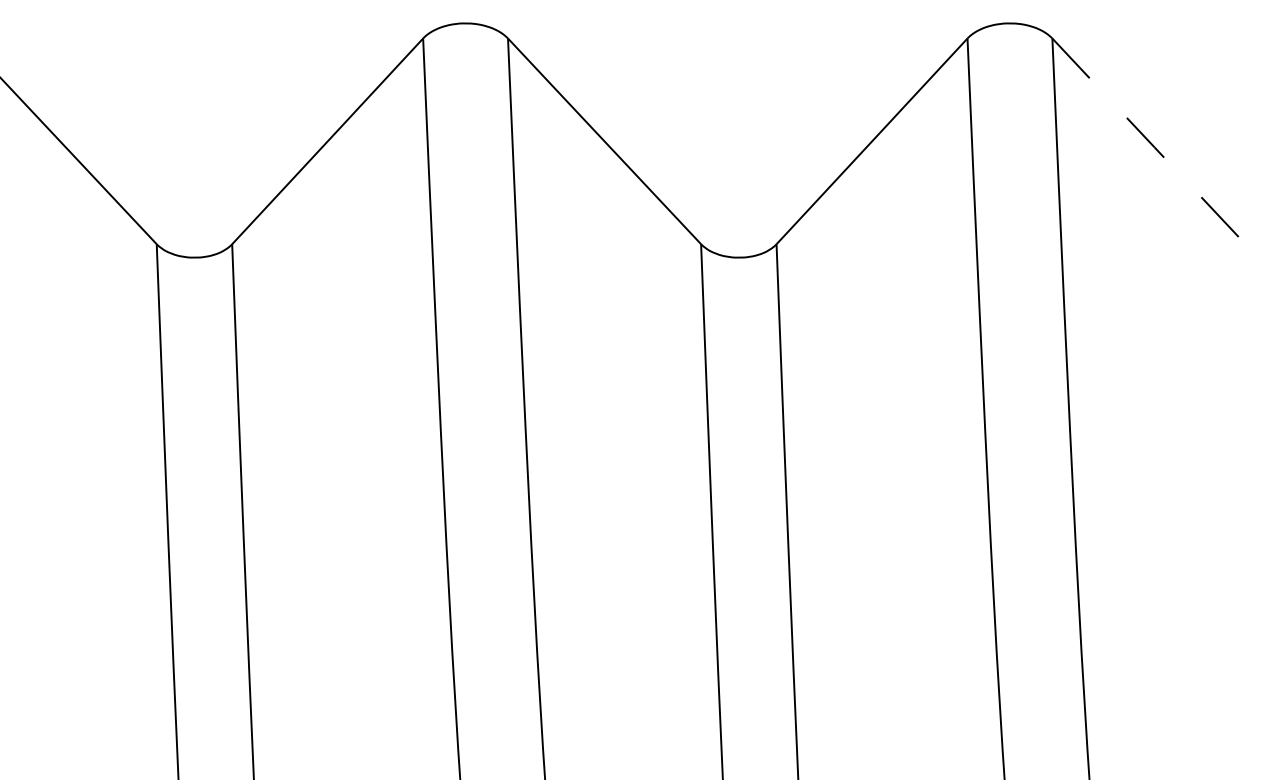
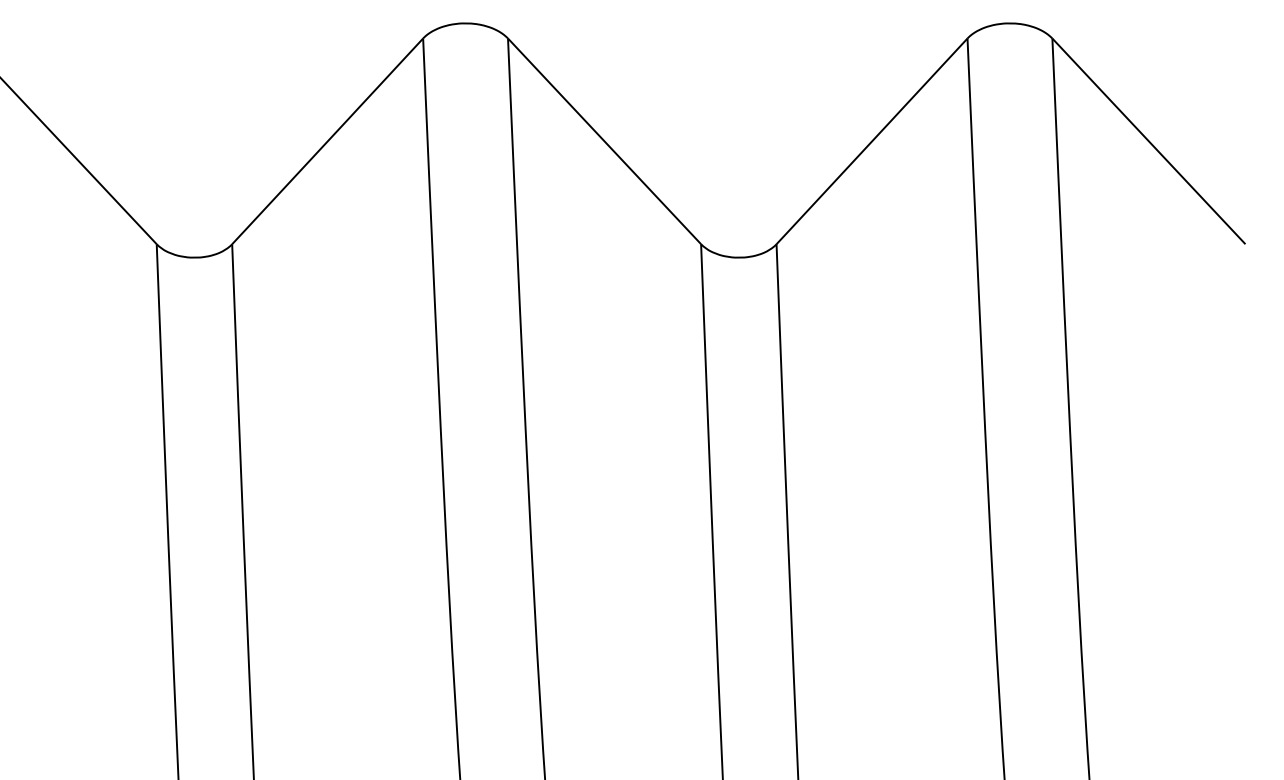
line: dashed -> solid (1149, 141)
